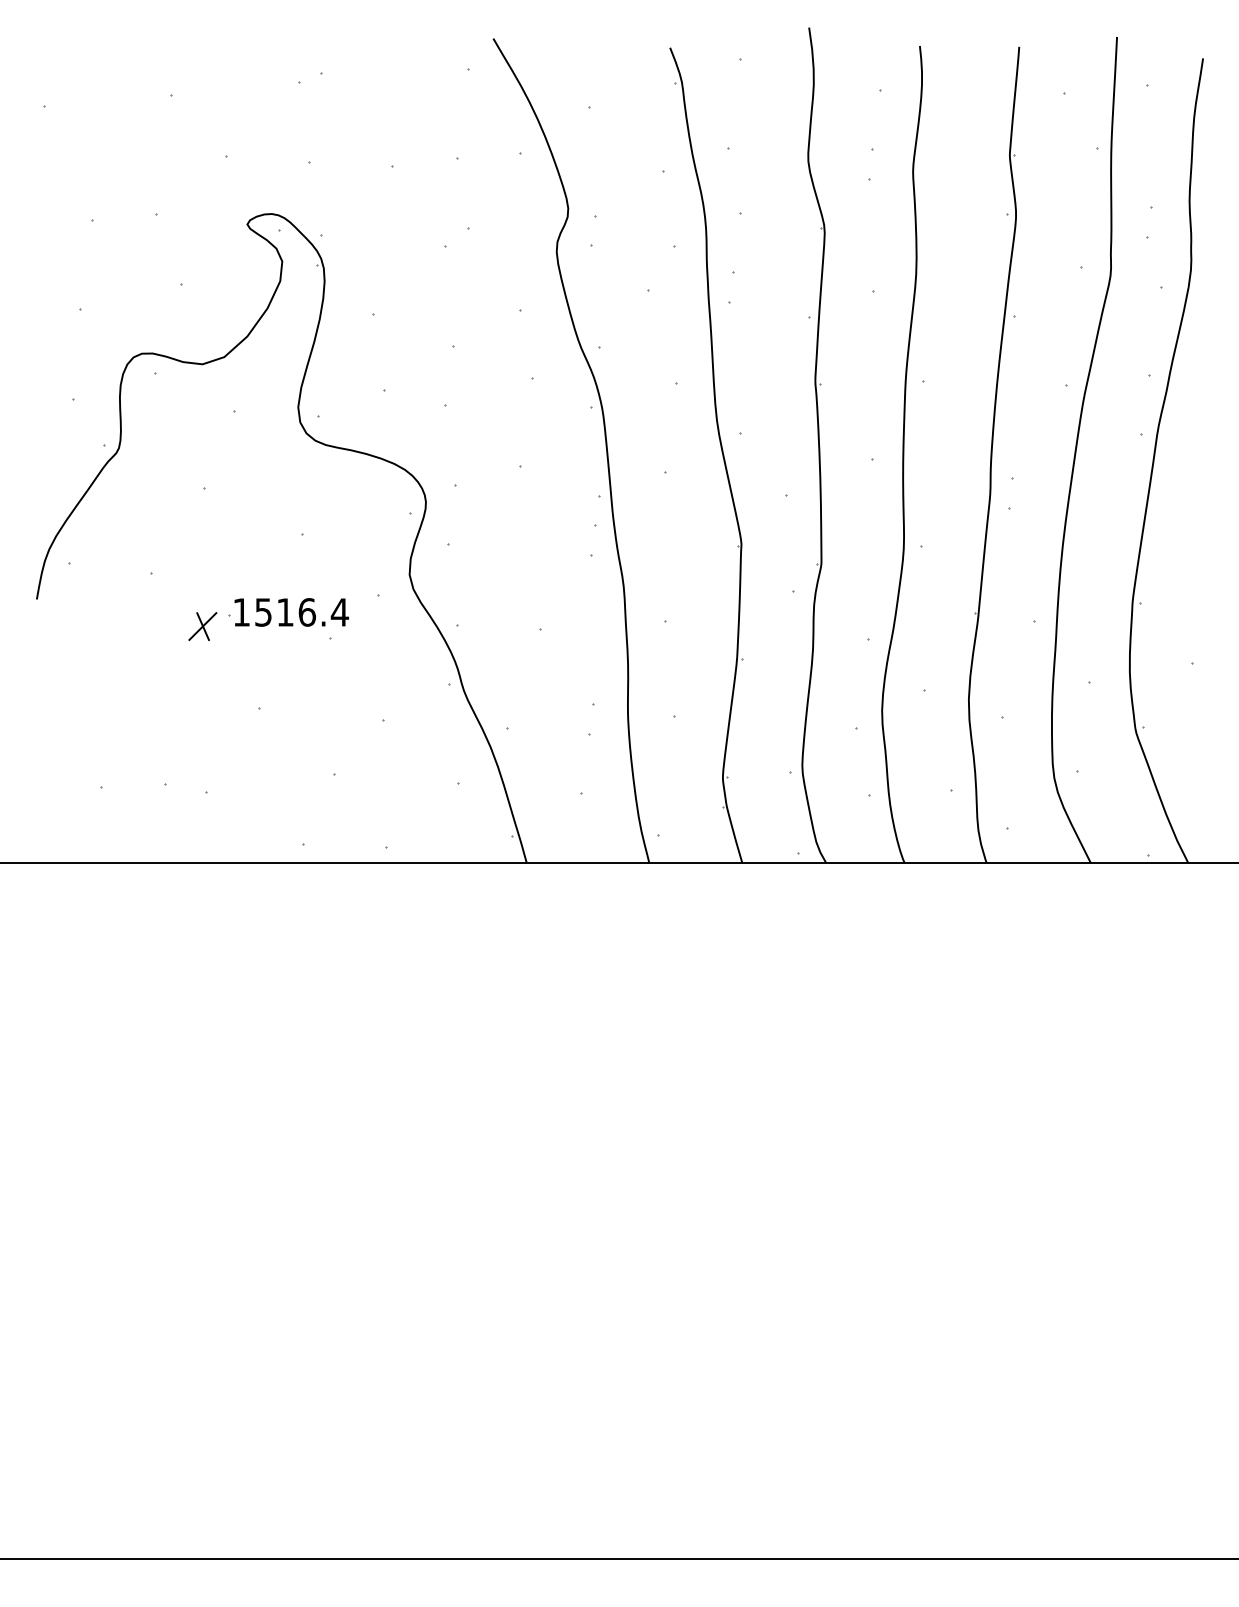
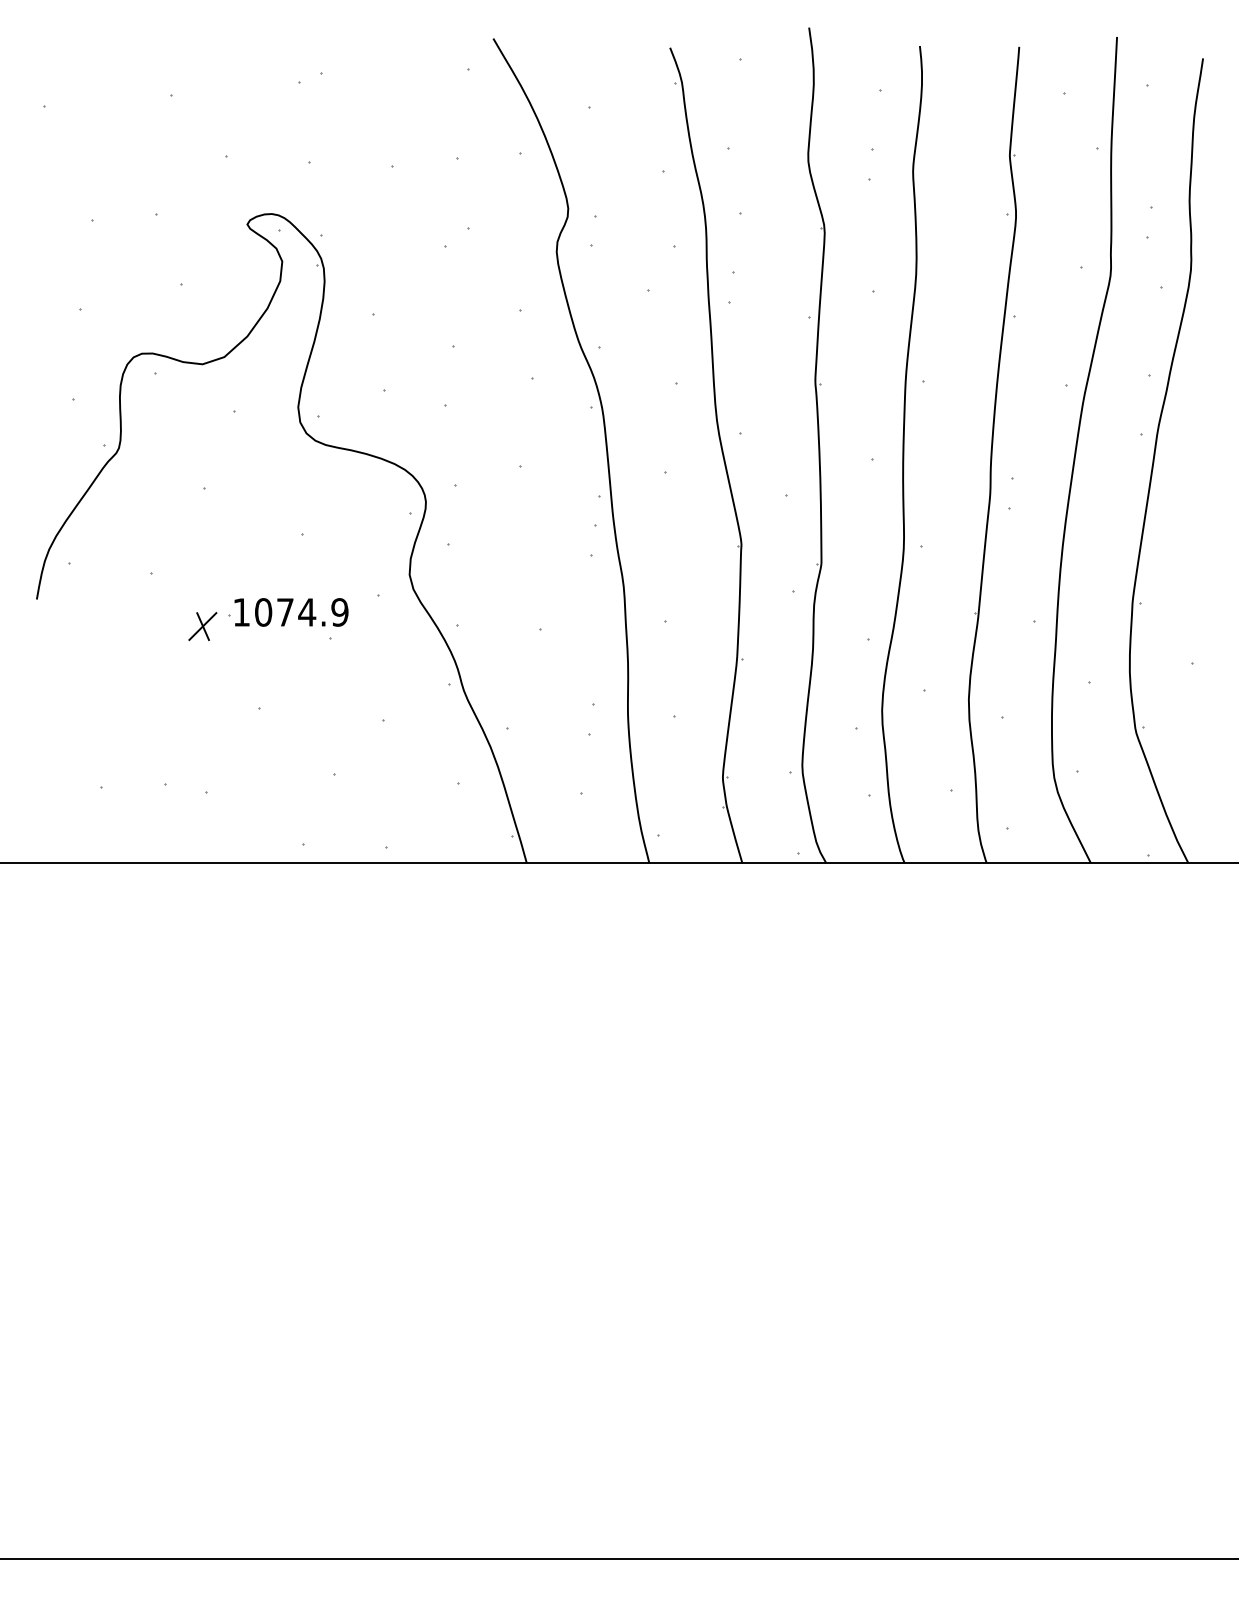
text: 1516.4 -> 1074.9 (301, 612)
